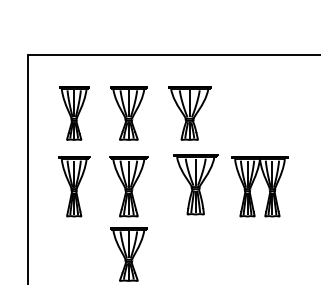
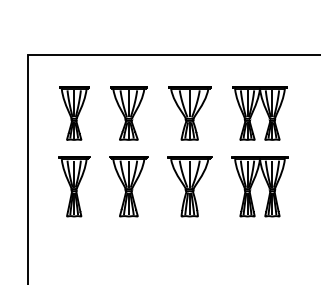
part: none -> present (259, 113)
part position: (195, 184) -> (189, 186) (189, 186)
part: present -> none (128, 254)
